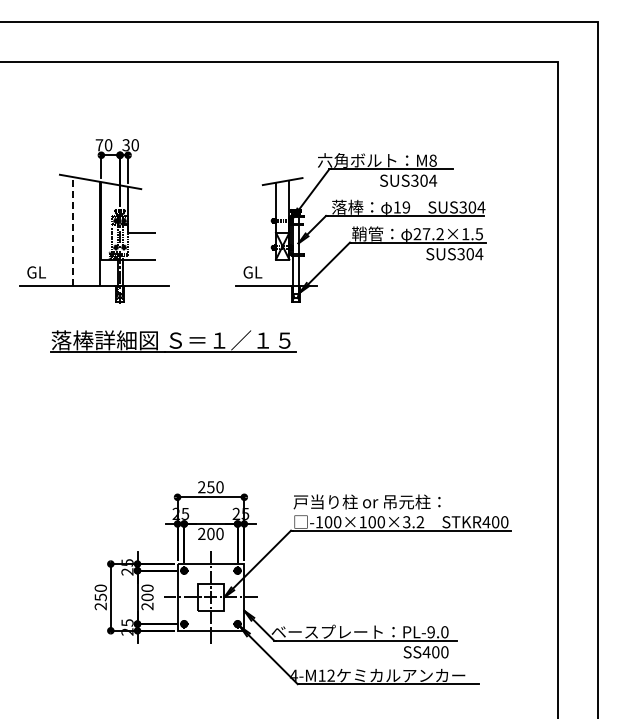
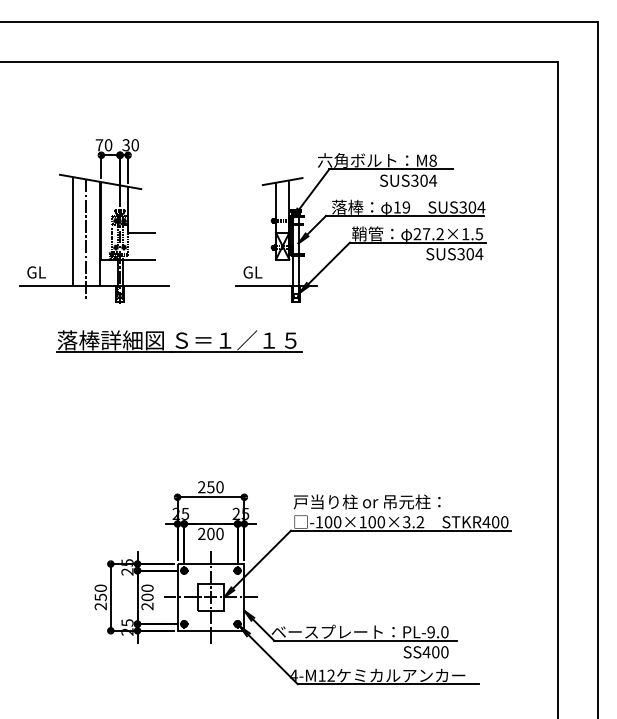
line: dashed -> solid (73, 231)
line: none -> present (86, 239)
part position: (173, 341) -> (179, 341) (179, 341)
